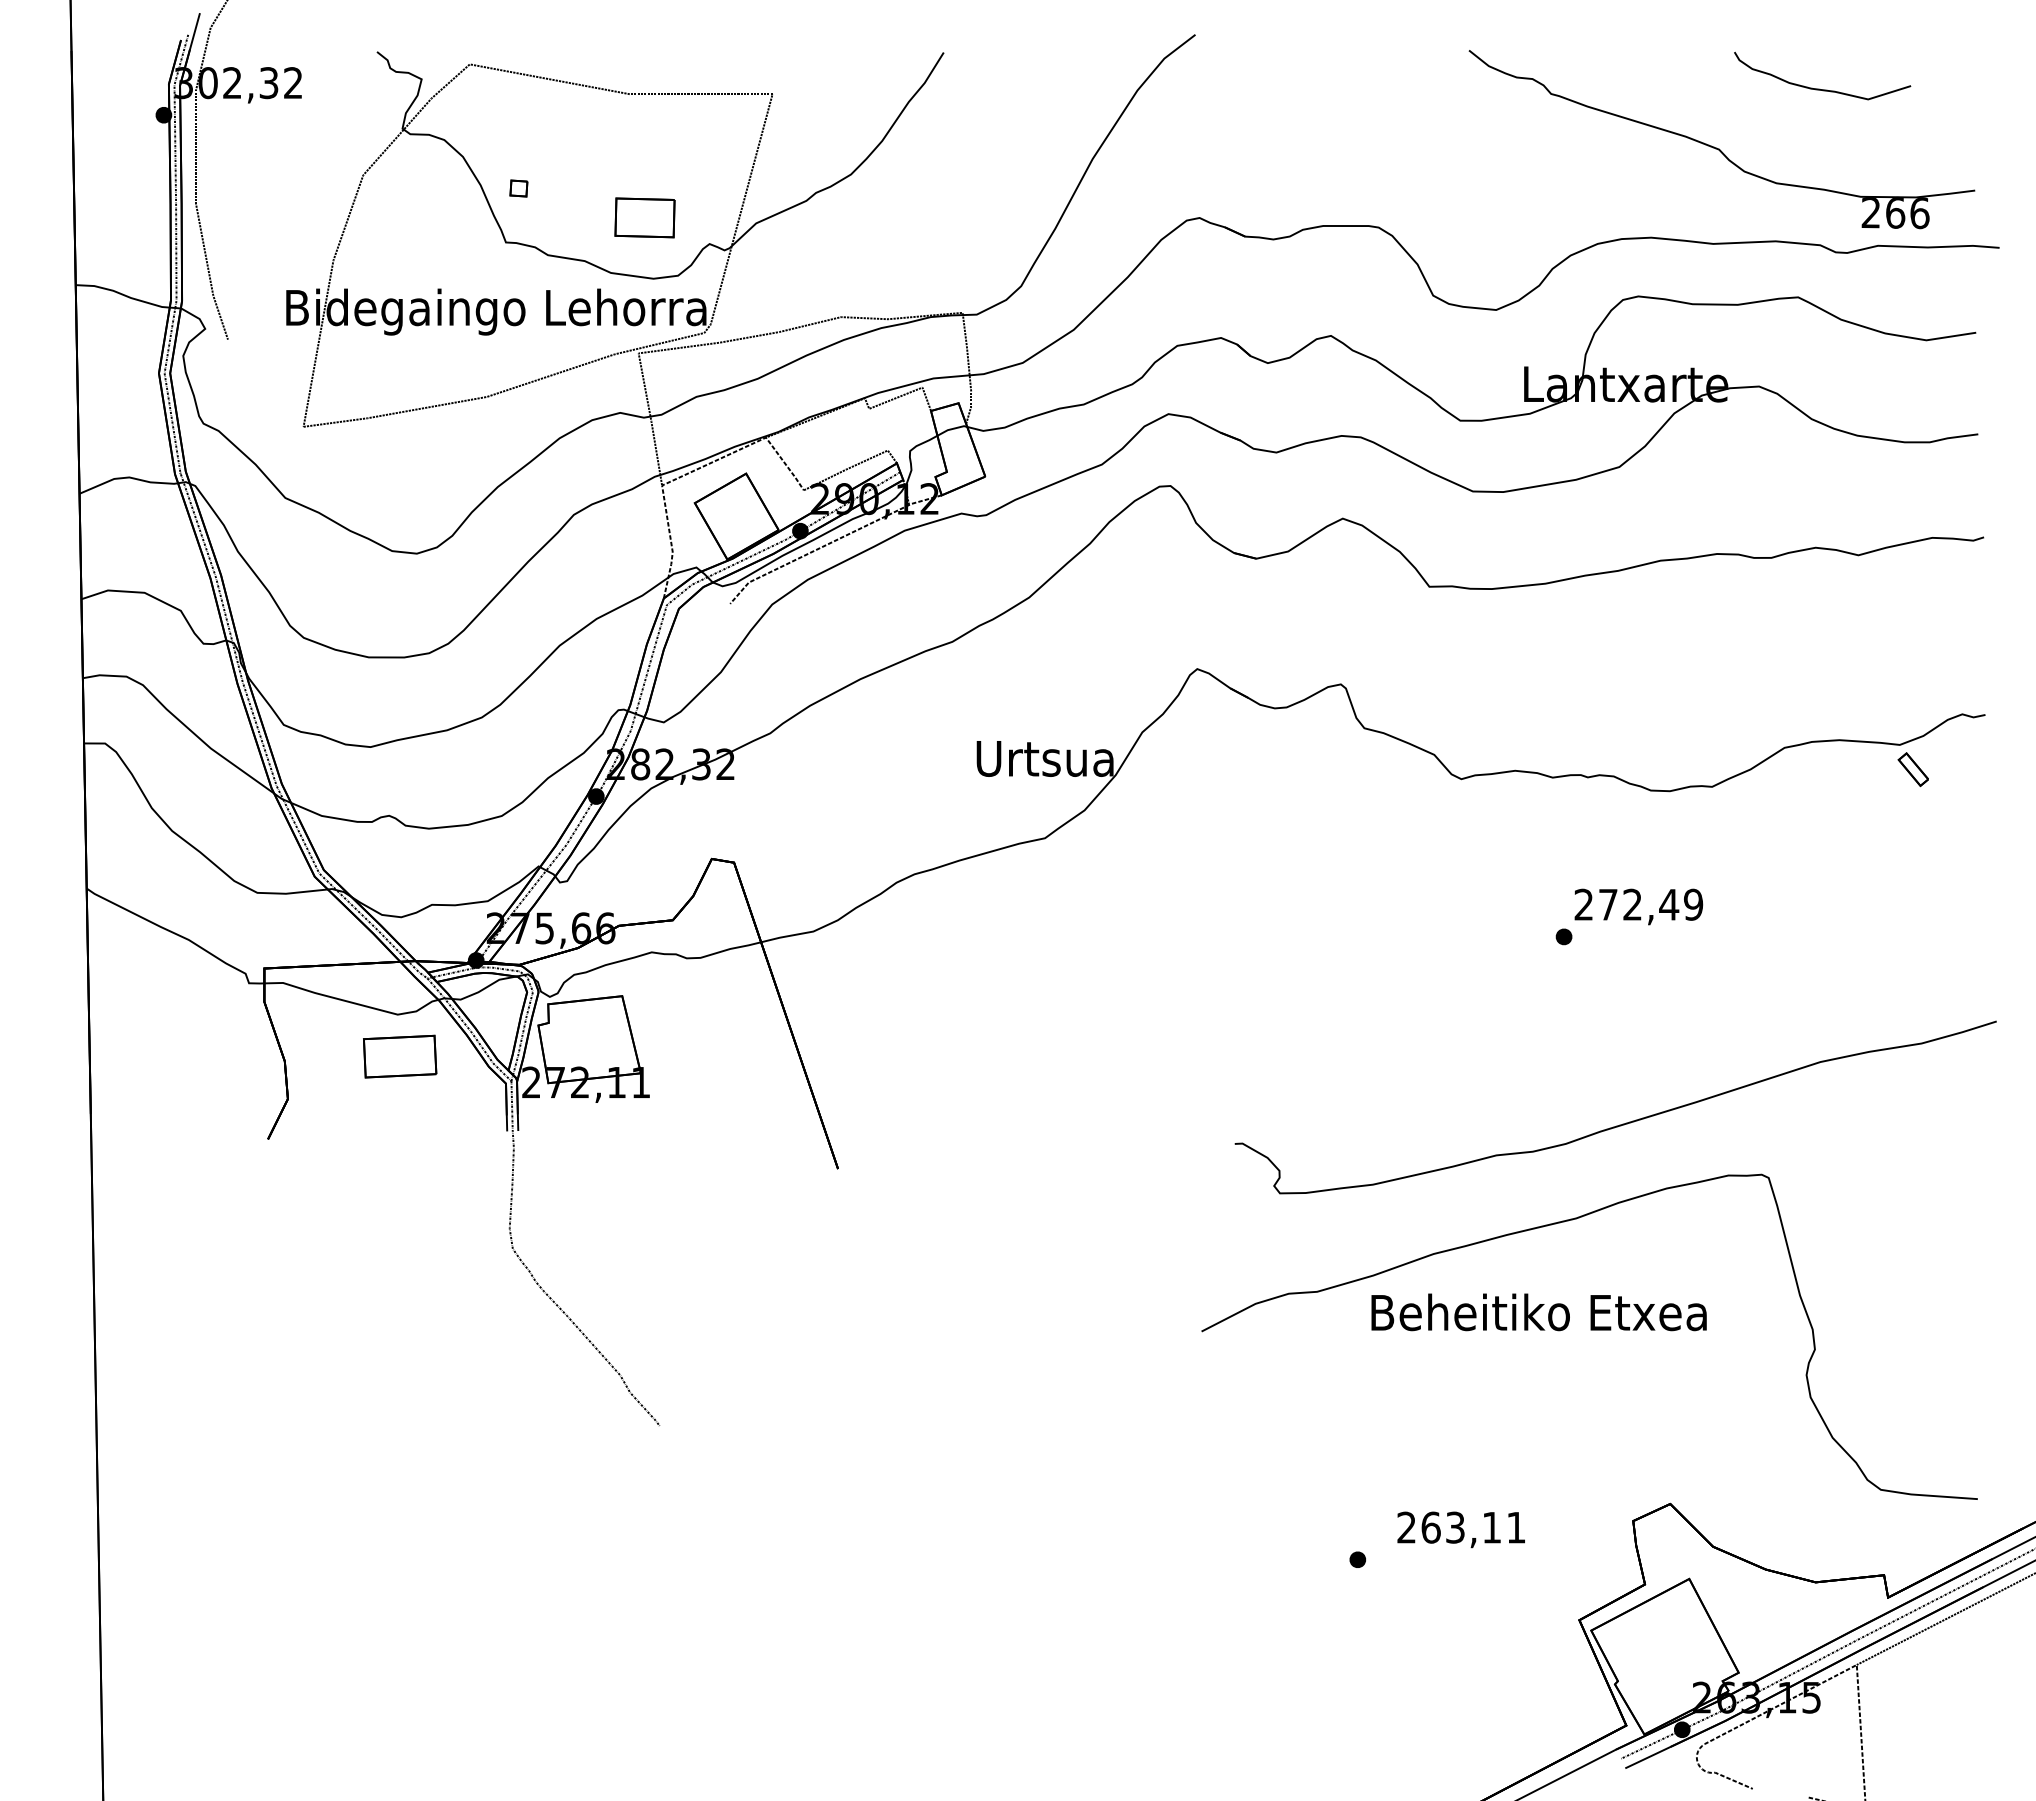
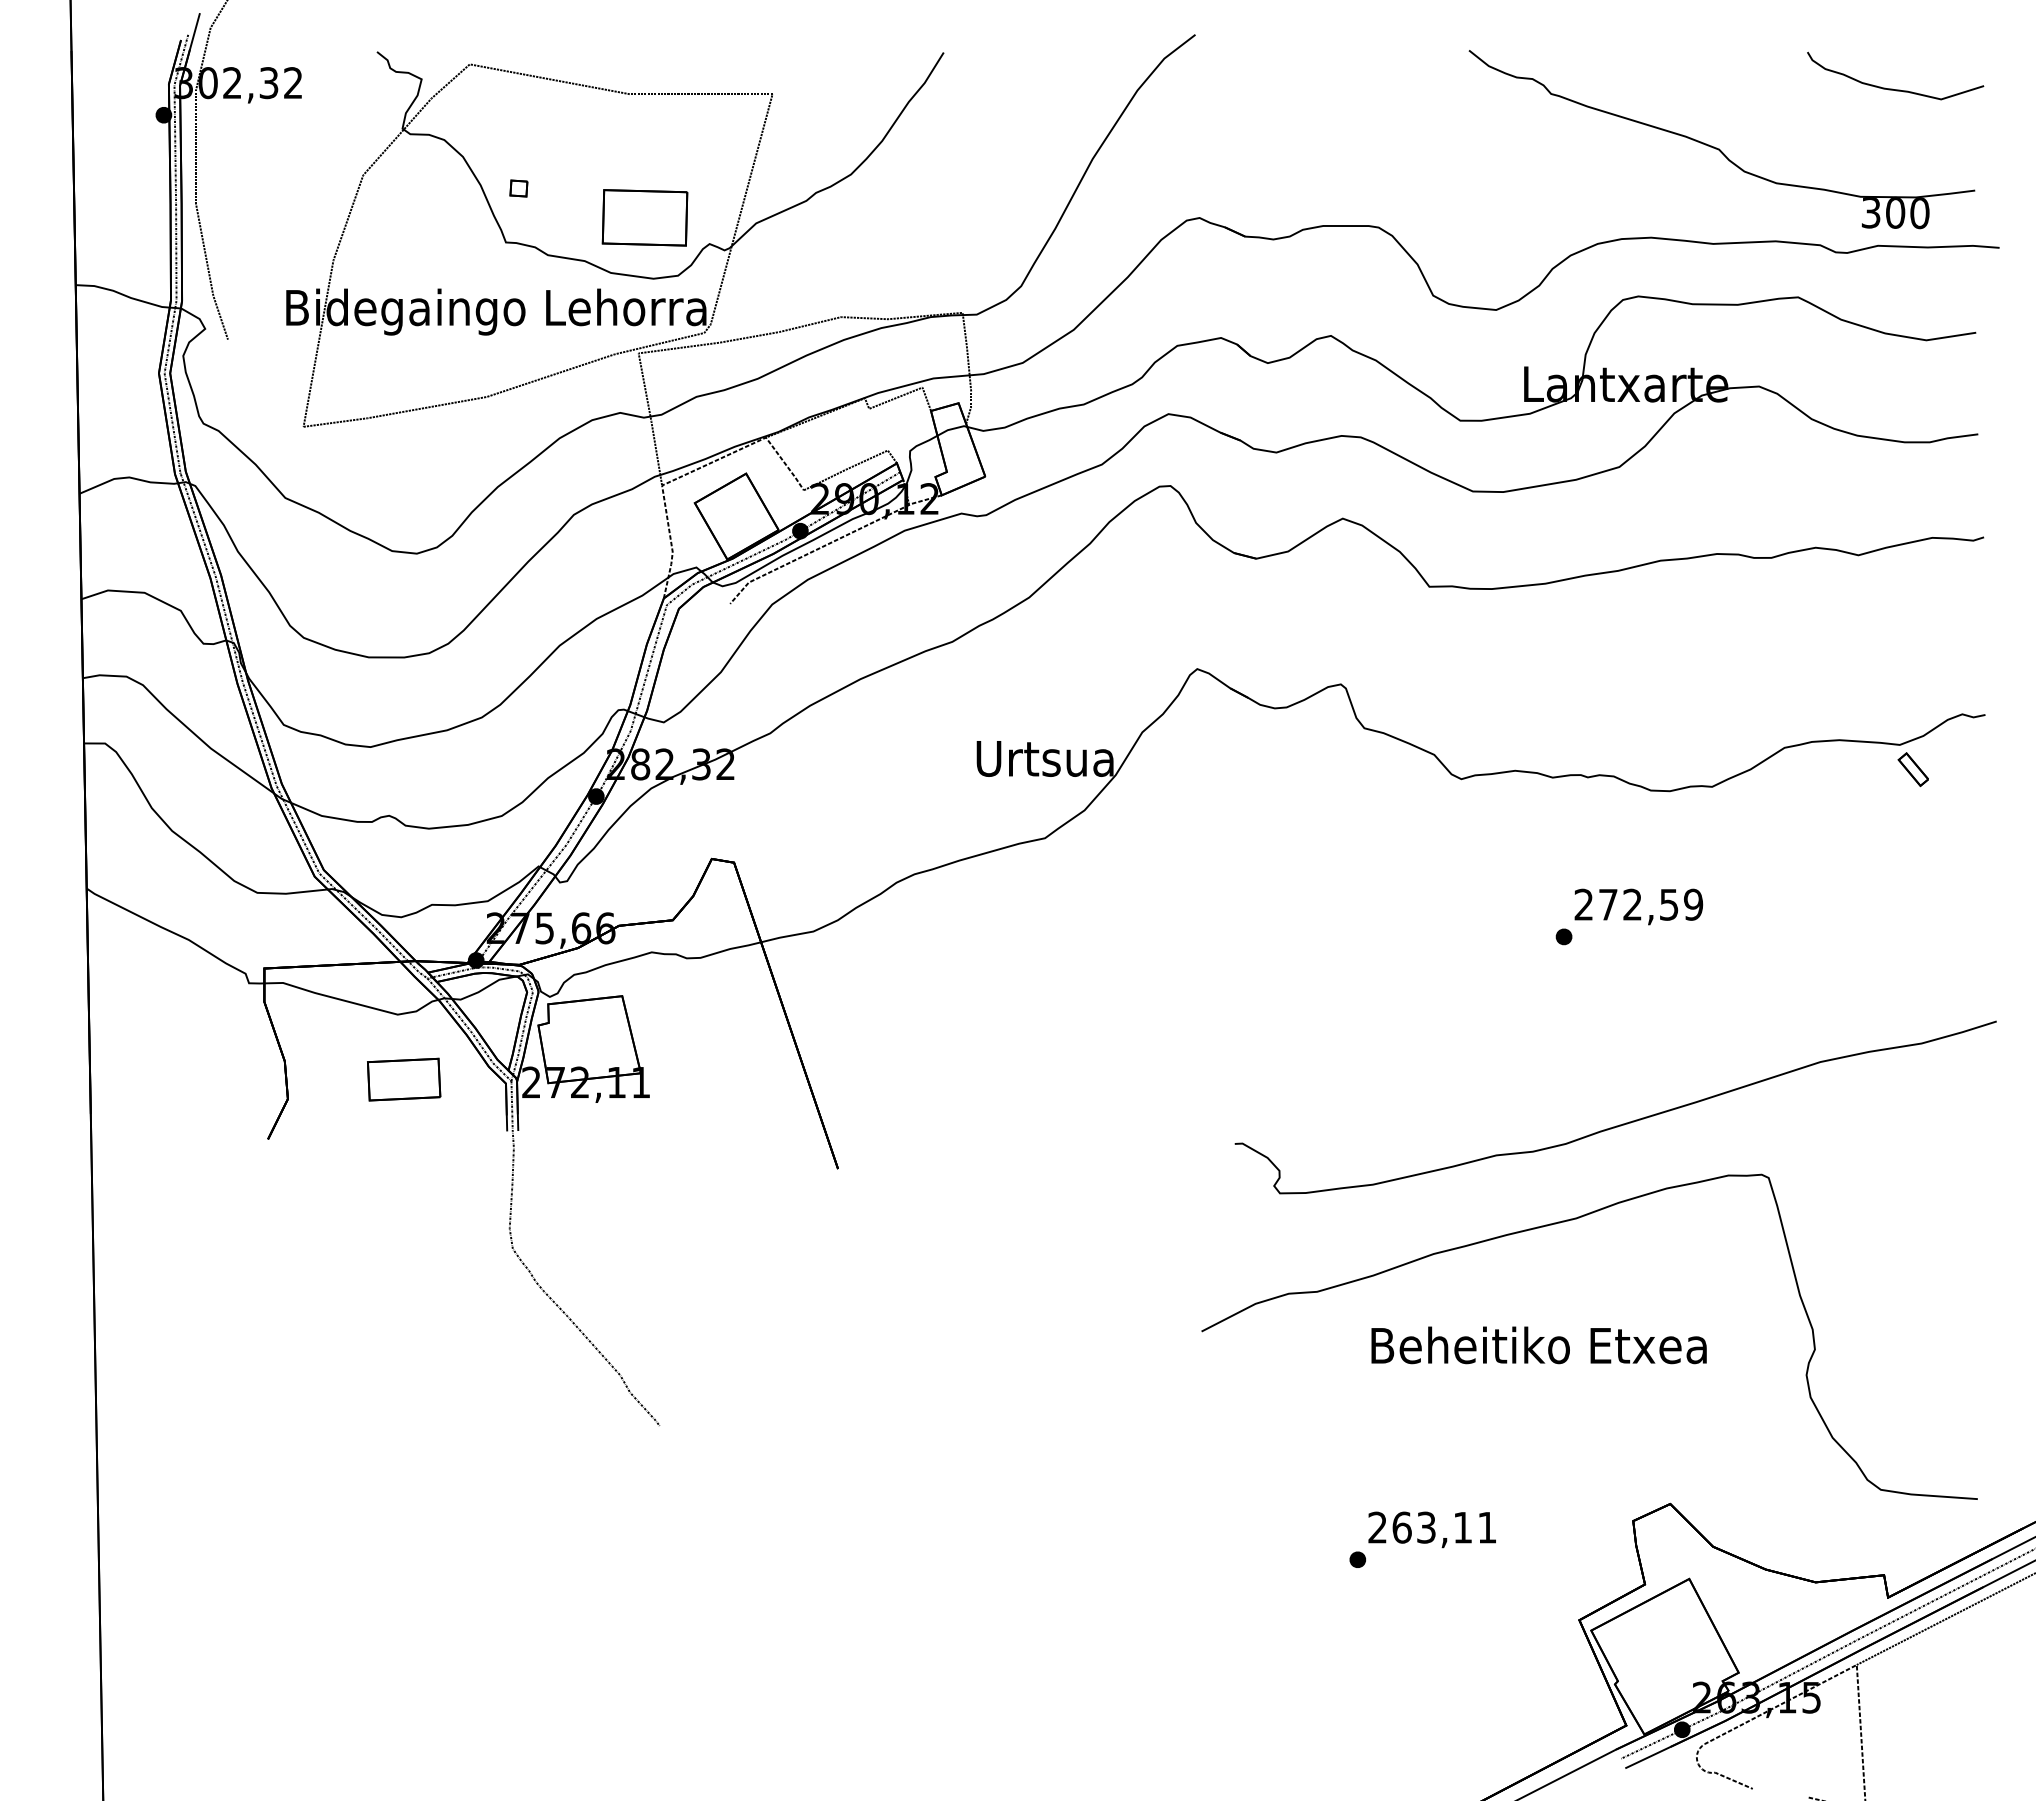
curve position: (1819, 88) -> (1892, 88) (1892, 88)
text: 266 -> 300 (1895, 212)
part size: 62x42 px -> 88x58 px (644, 217)
text: 272,49 -> 272,59 (1669, 904)
part position: (400, 1056) -> (404, 1079) (404, 1079)
text position: (1538, 1312) -> (1538, 1345) (1538, 1345)
text position: (1460, 1529) -> (1431, 1529) (1431, 1529)
